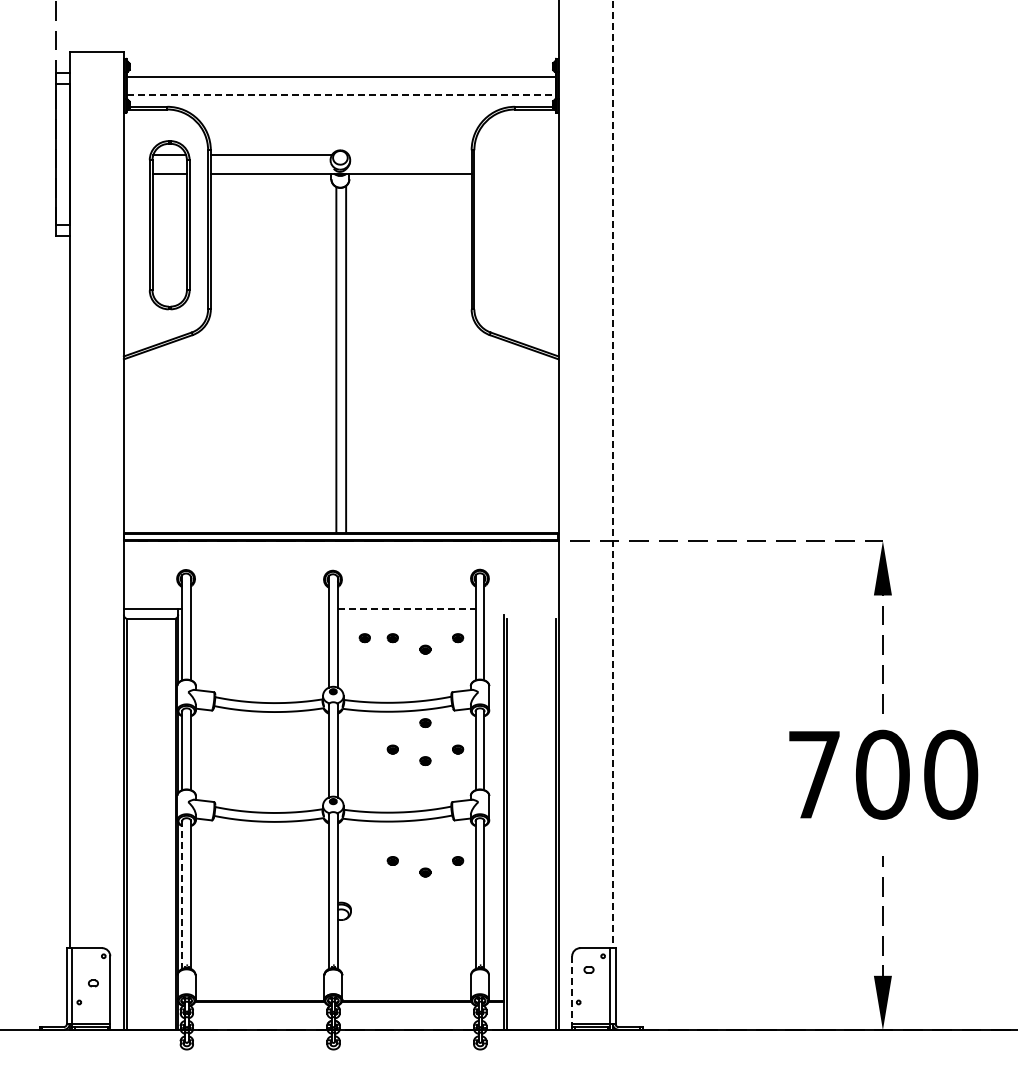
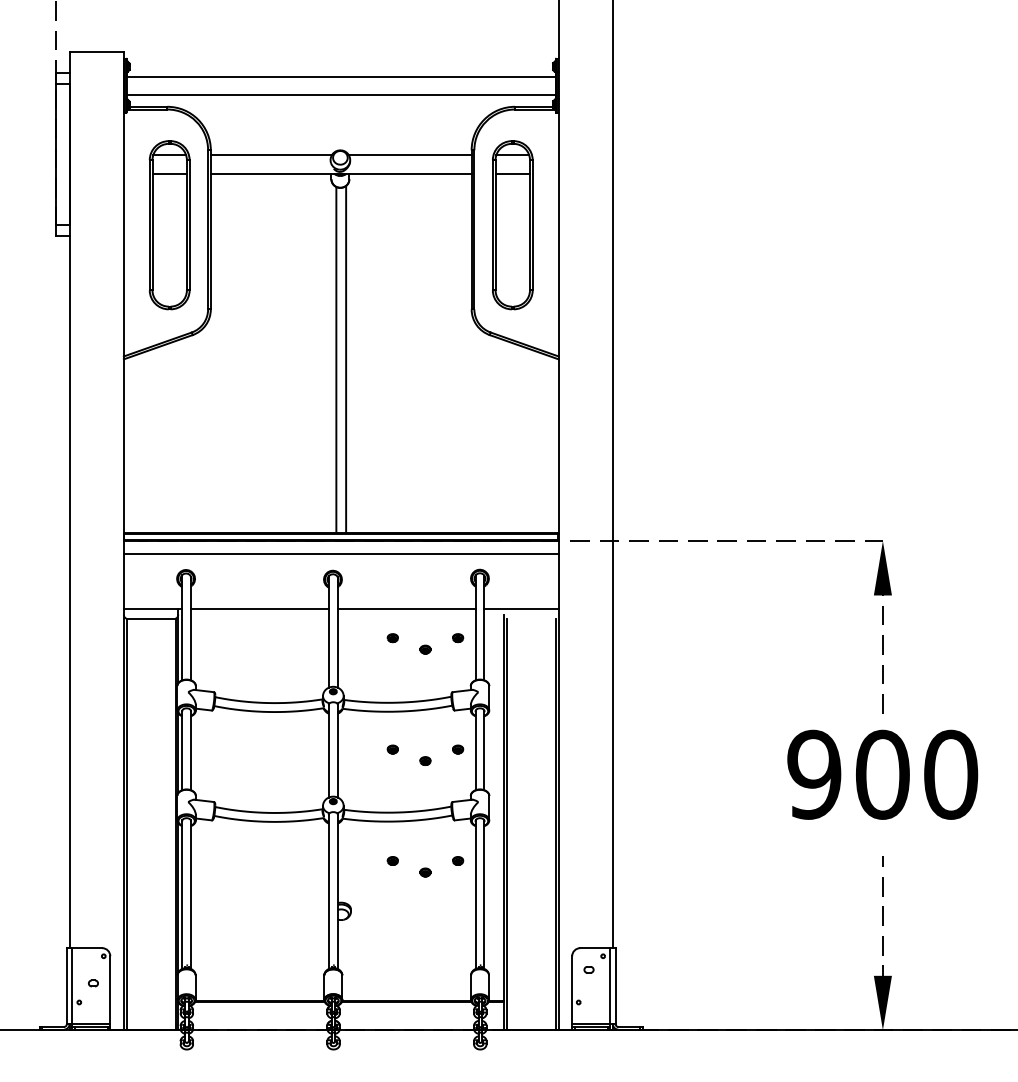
line: dashed -> solid (341, 95)
line: none -> present (409, 155)
part: none -> present (512, 225)
line: dashed -> solid (612, 474)
line: none -> present (340, 554)
line: none -> present (259, 608)
line: dashed -> solid (407, 608)
line: none -> present (521, 608)
part: present -> none (364, 638)
part: present -> none (425, 722)
text: 700 -> 900 (814, 774)
line: dashed -> solid (182, 895)
line: dashed -> solid (572, 990)
